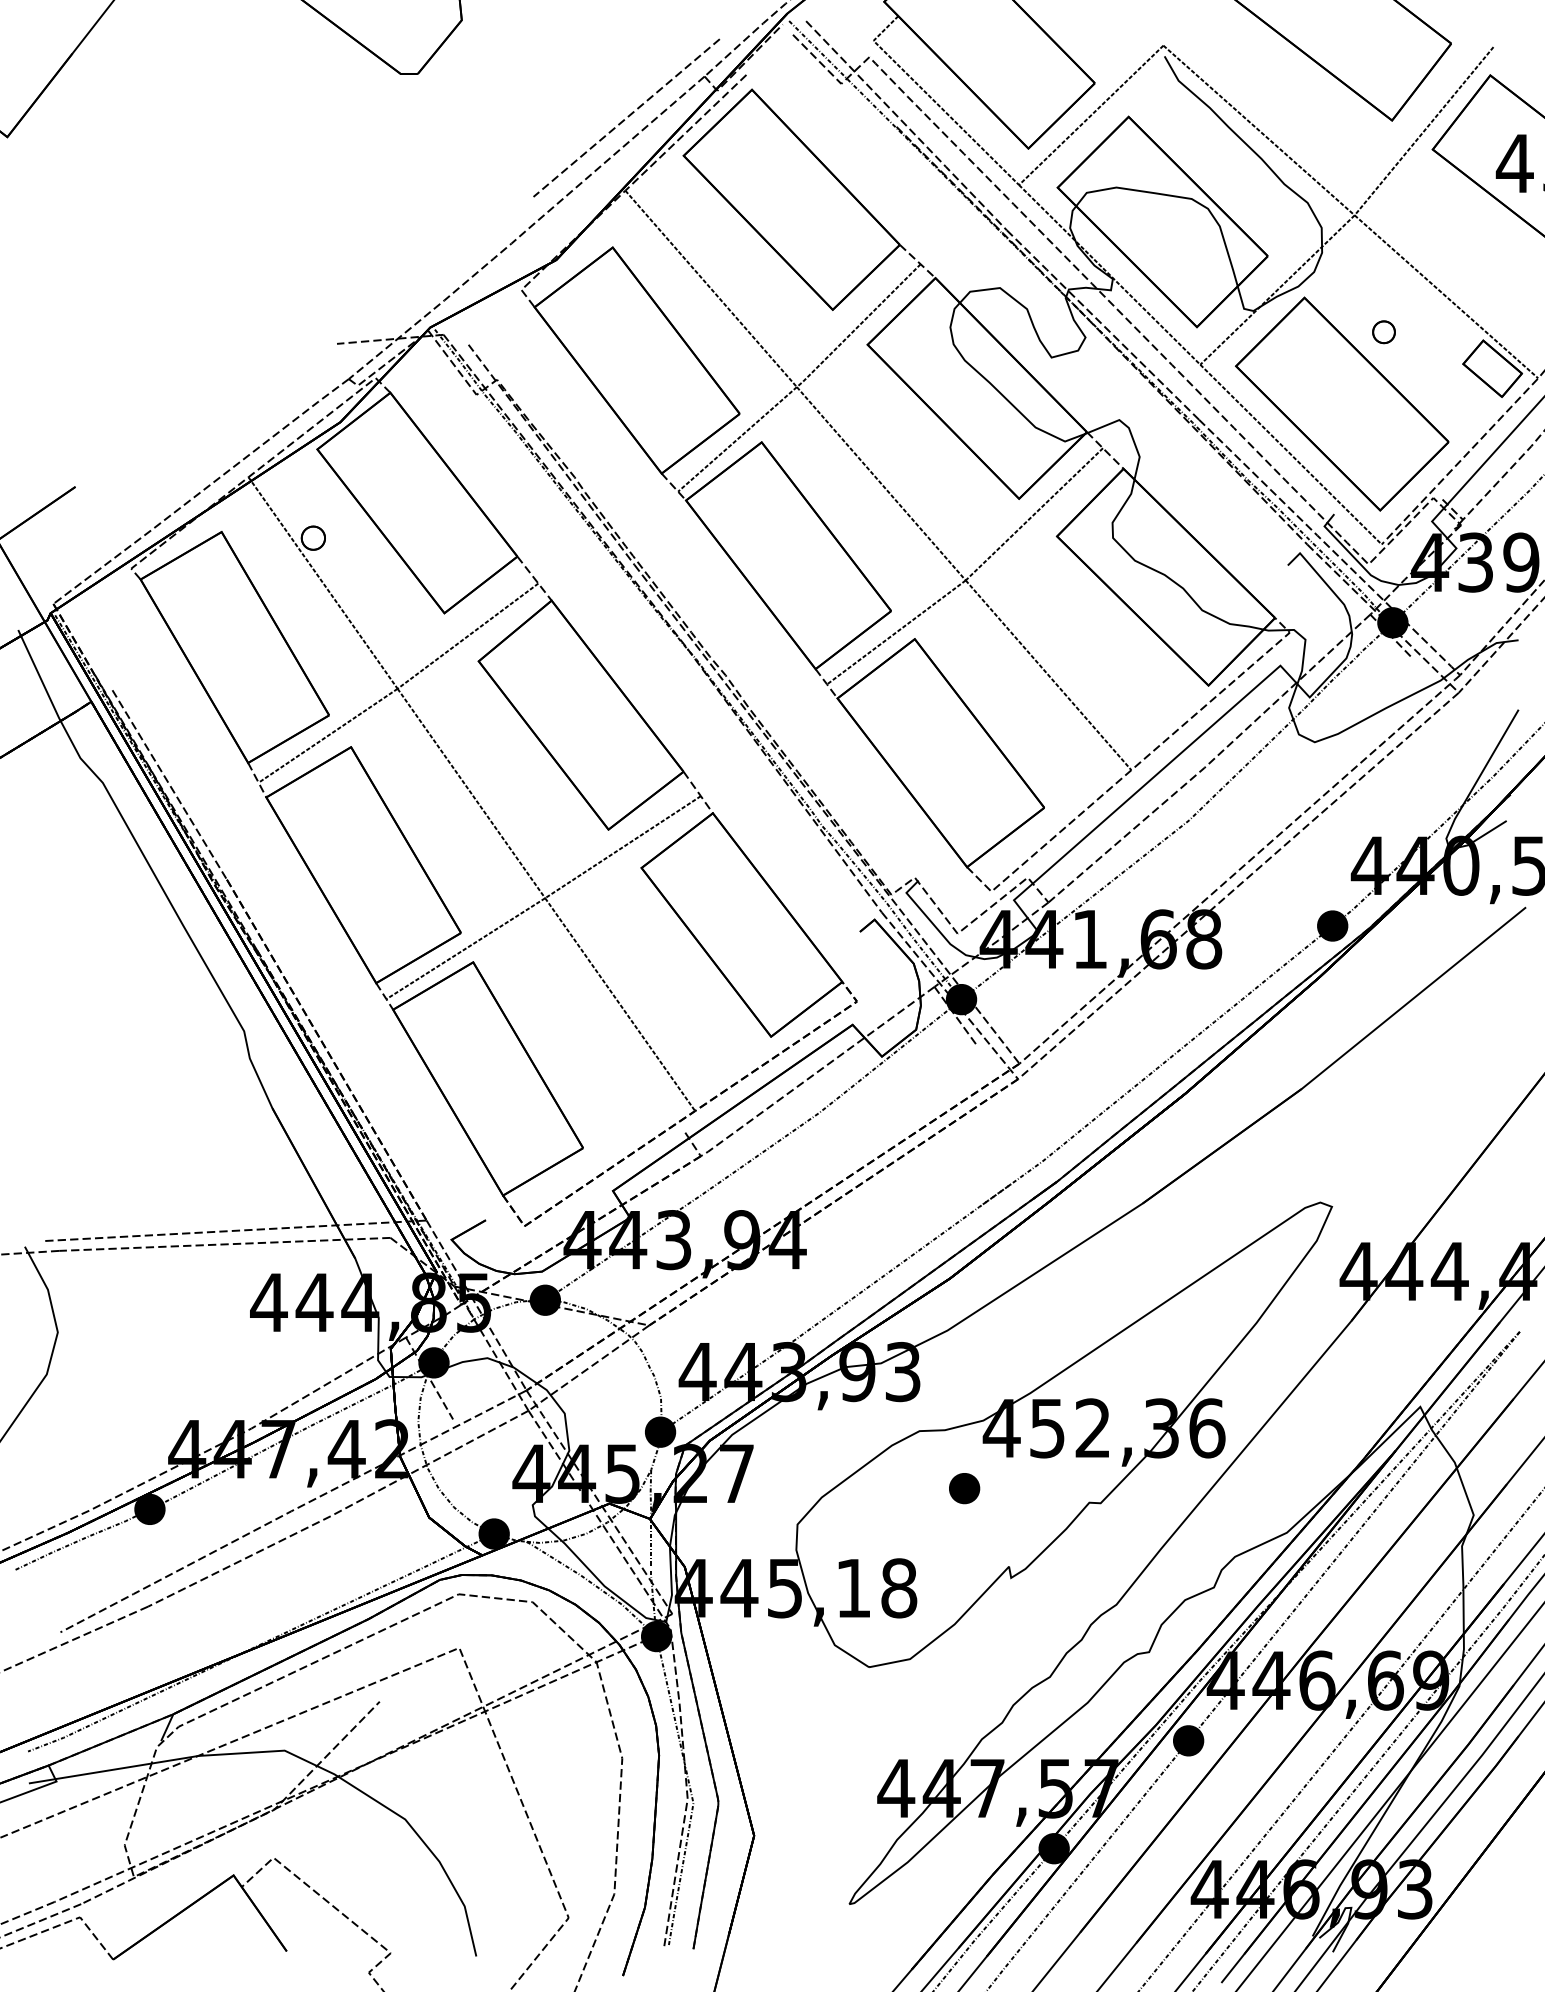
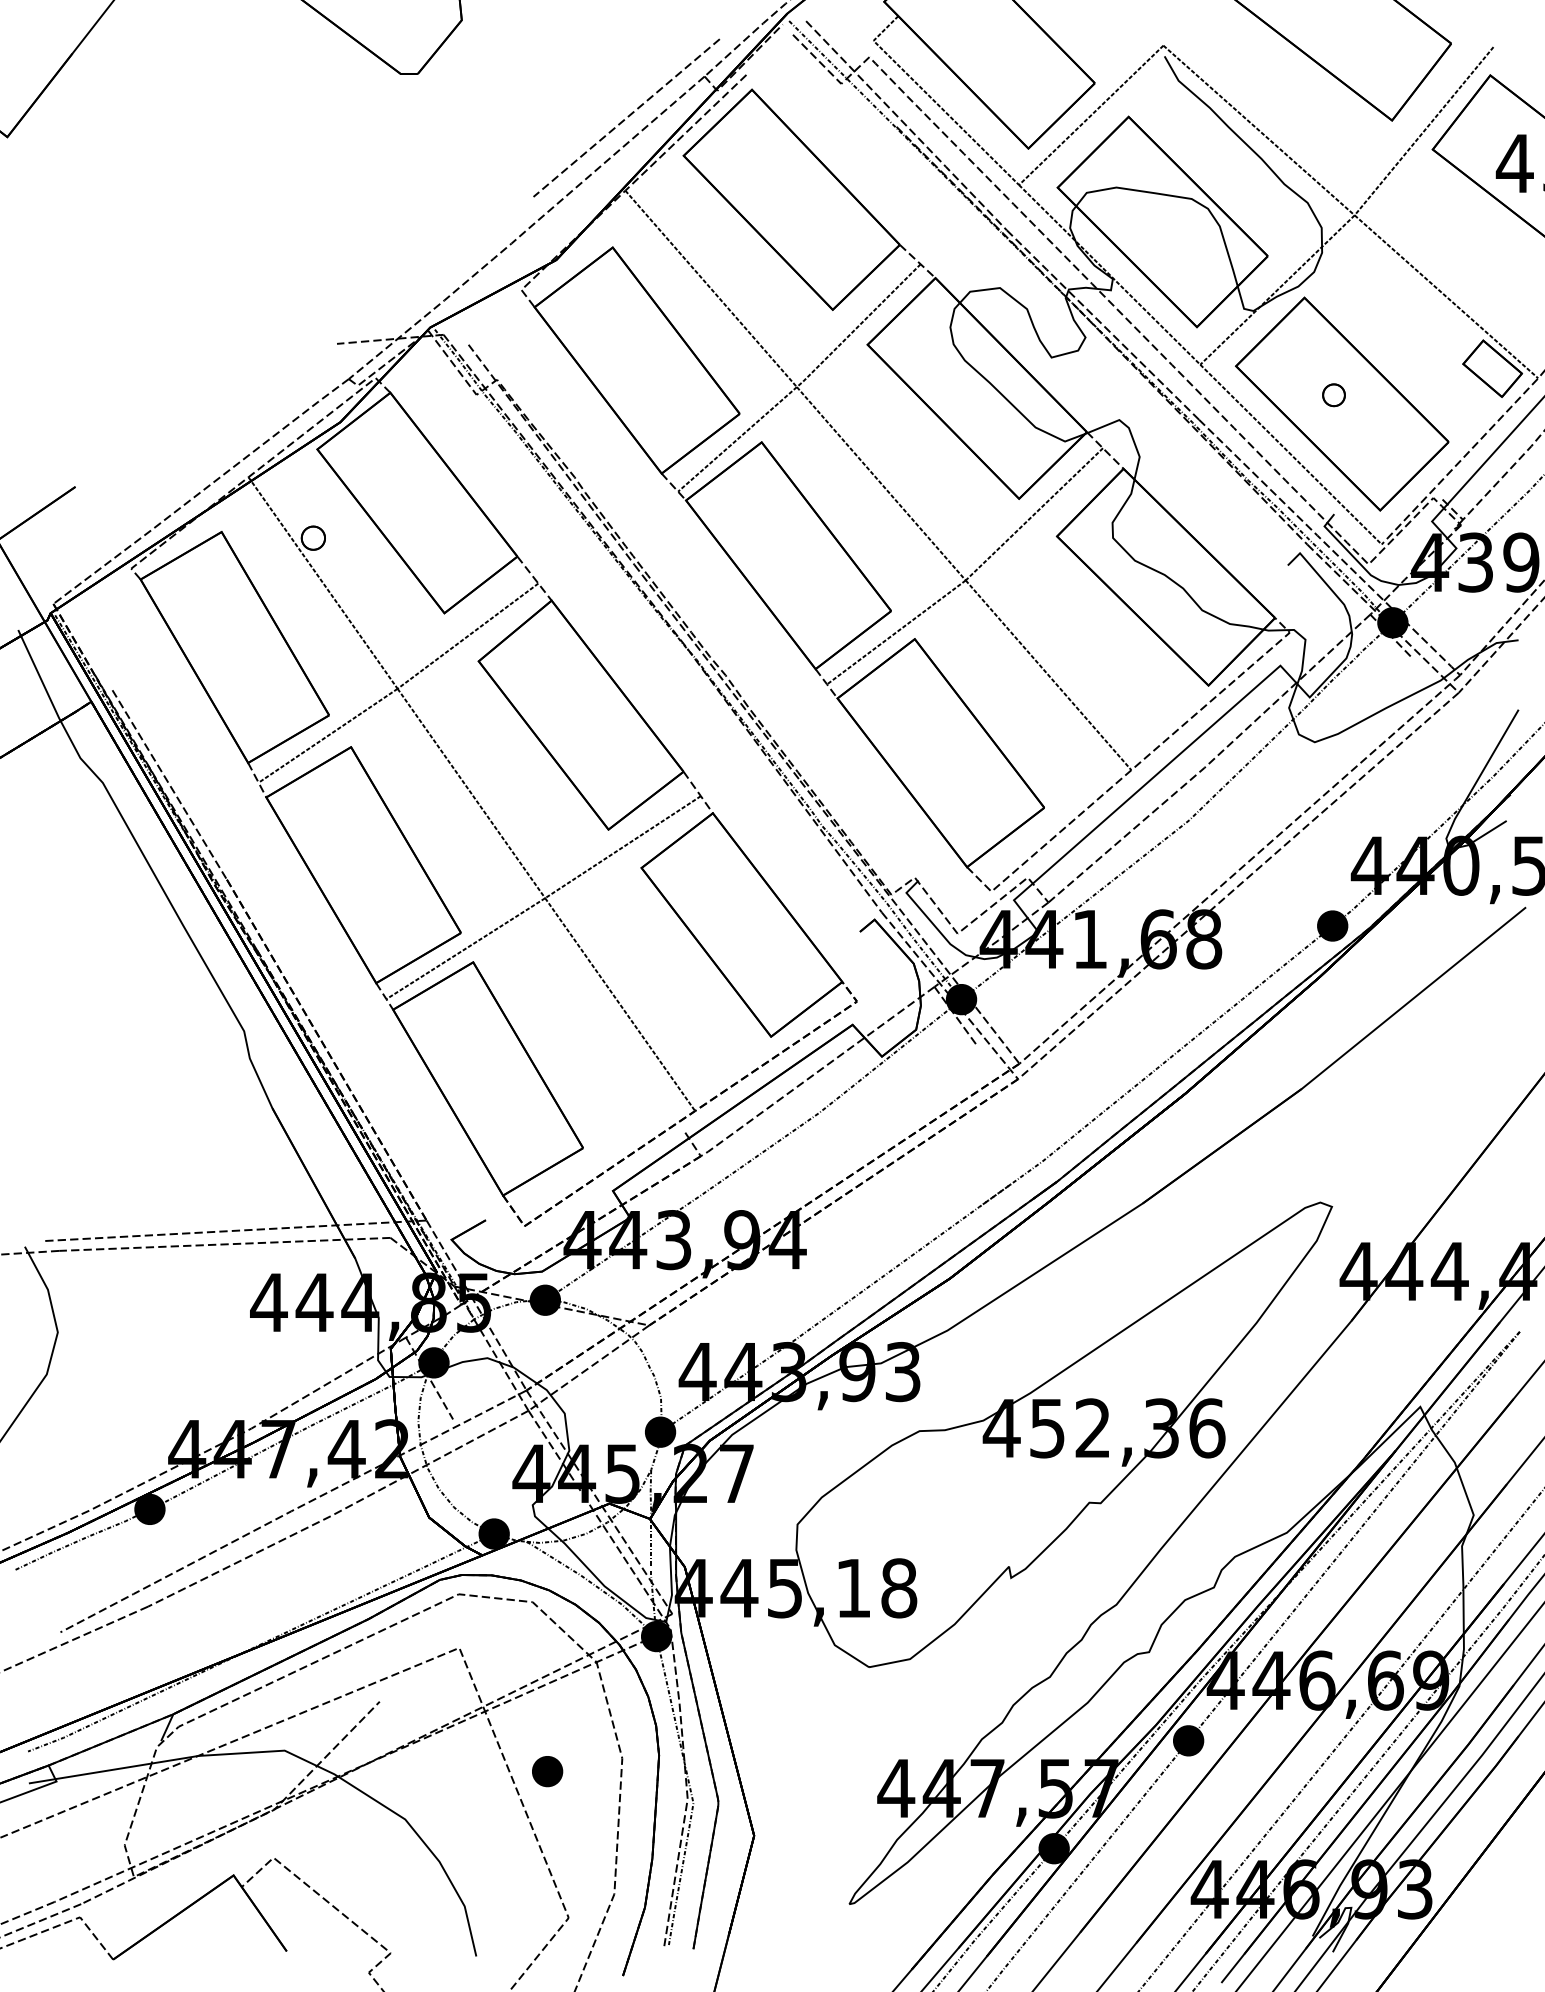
part position: (1383, 332) -> (1333, 395) (1333, 395)
part position: (964, 1488) -> (547, 1771) (547, 1771)
